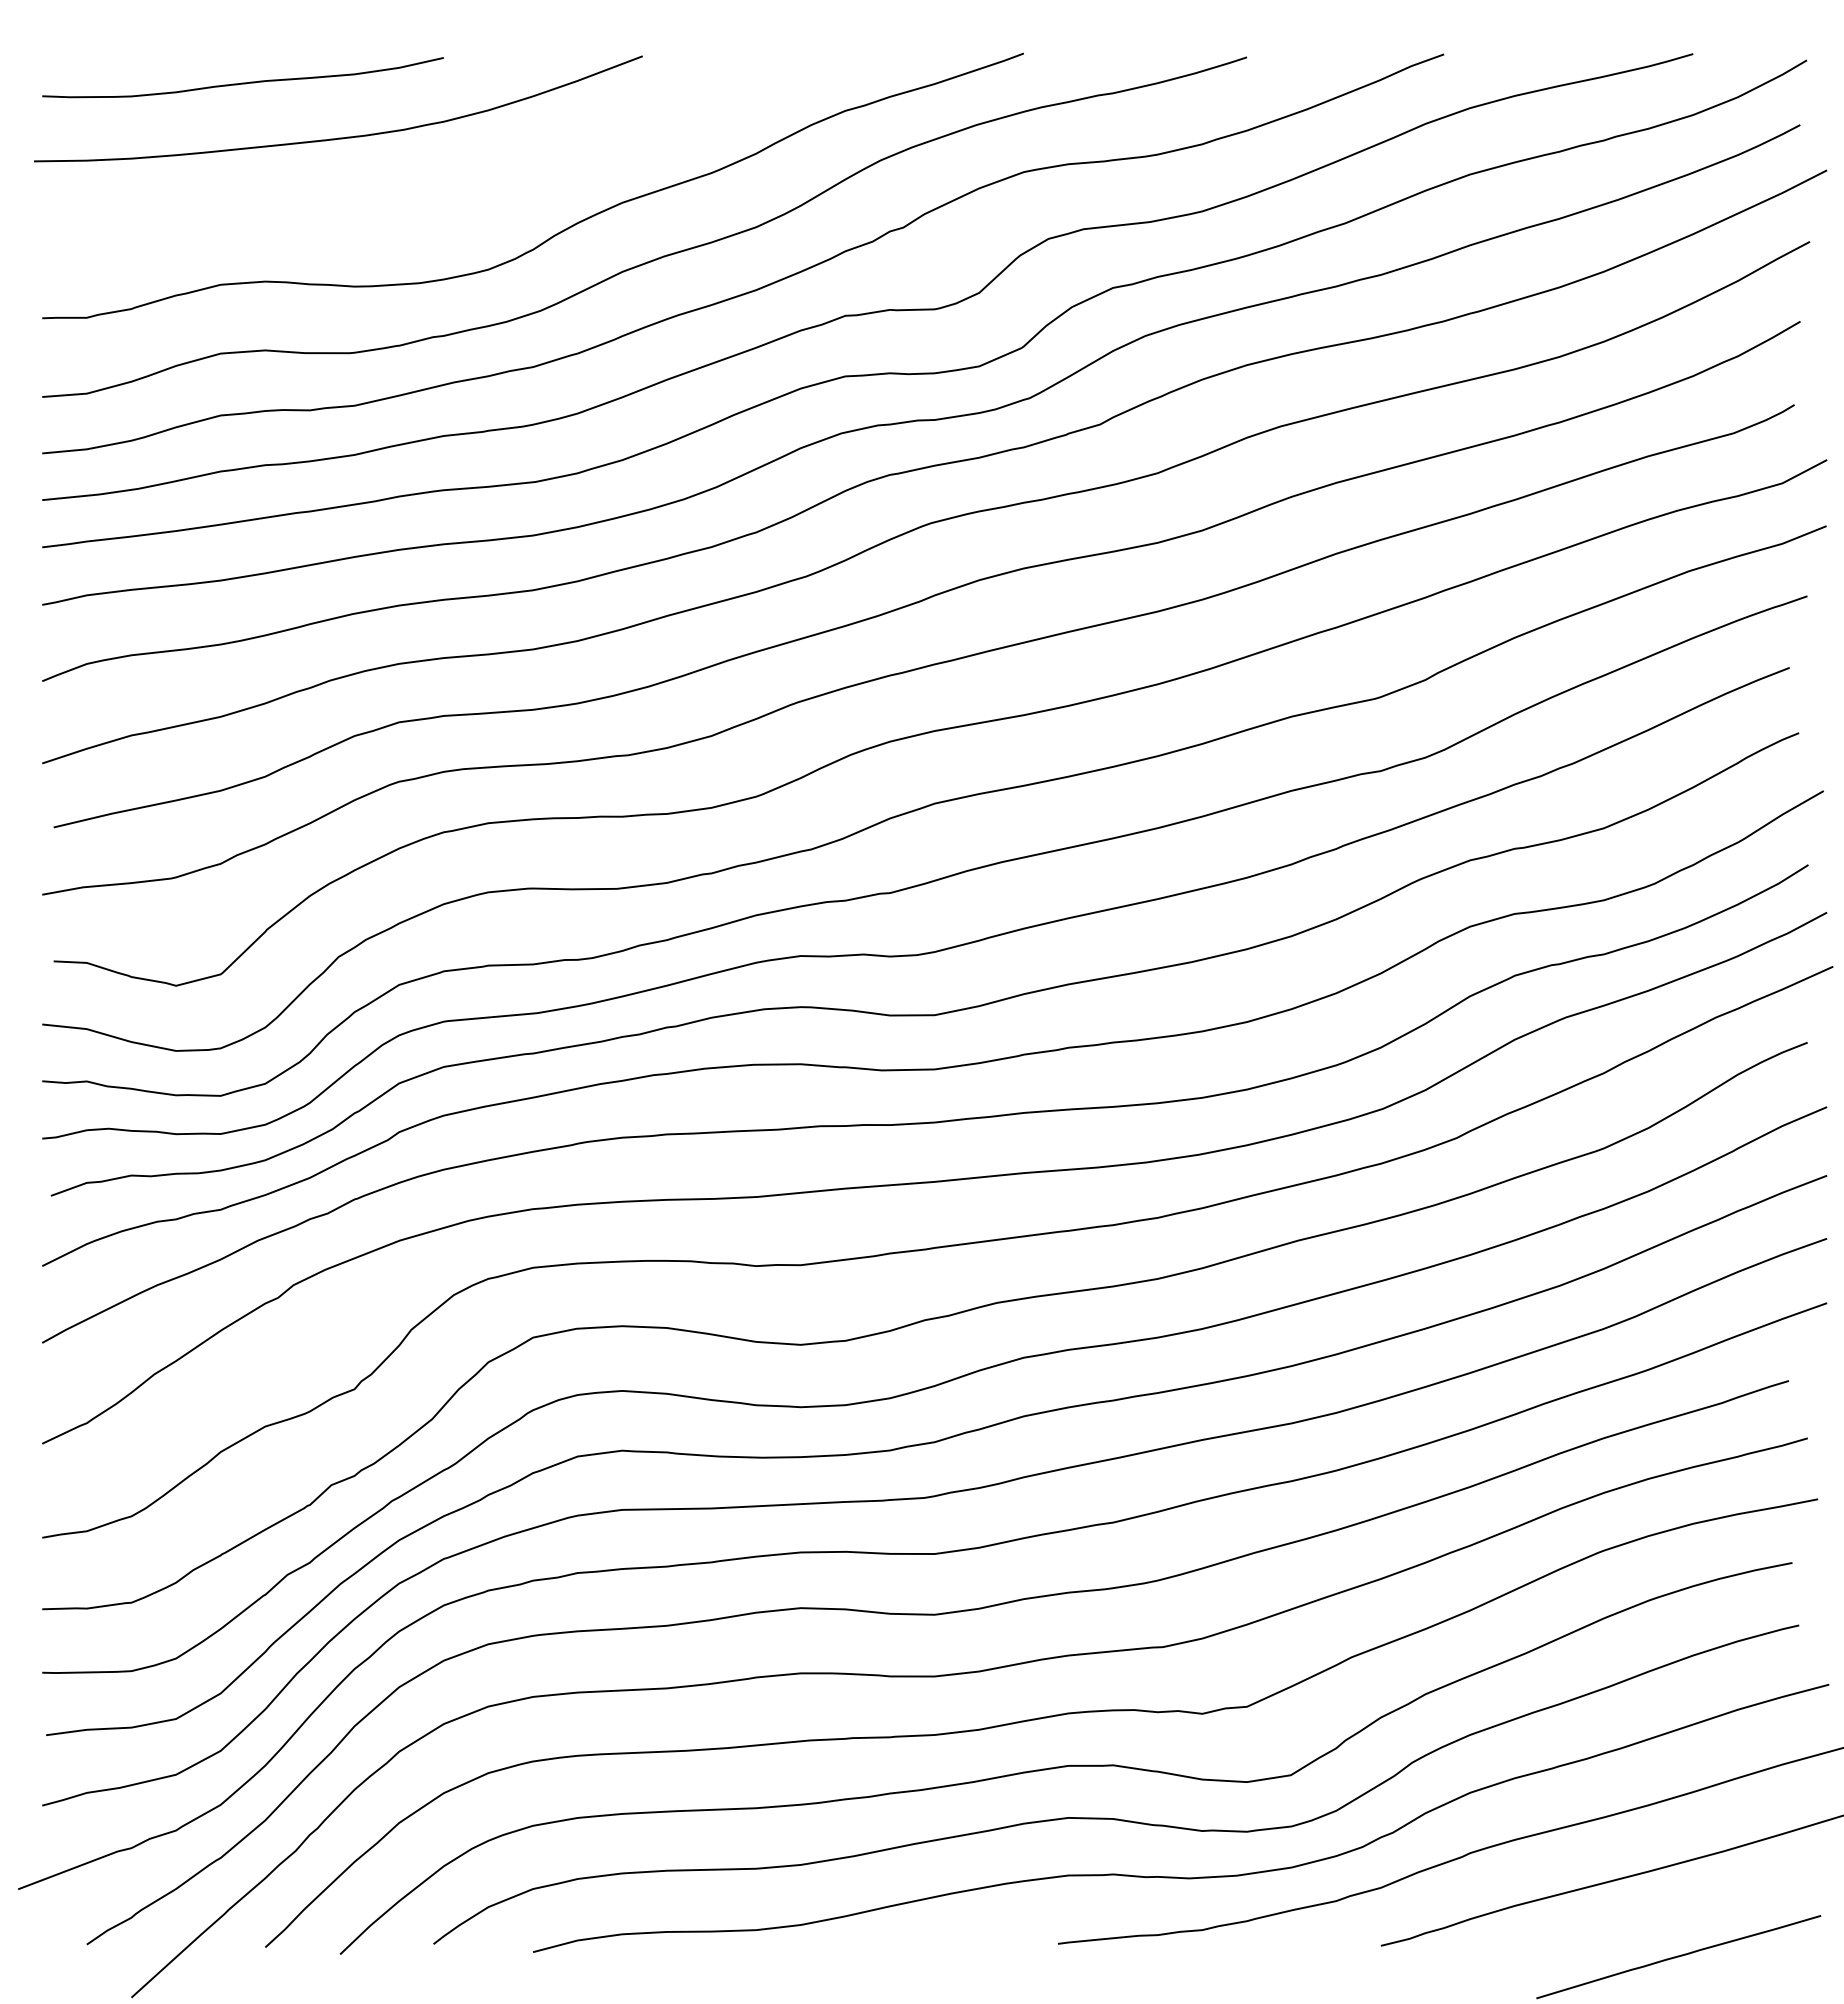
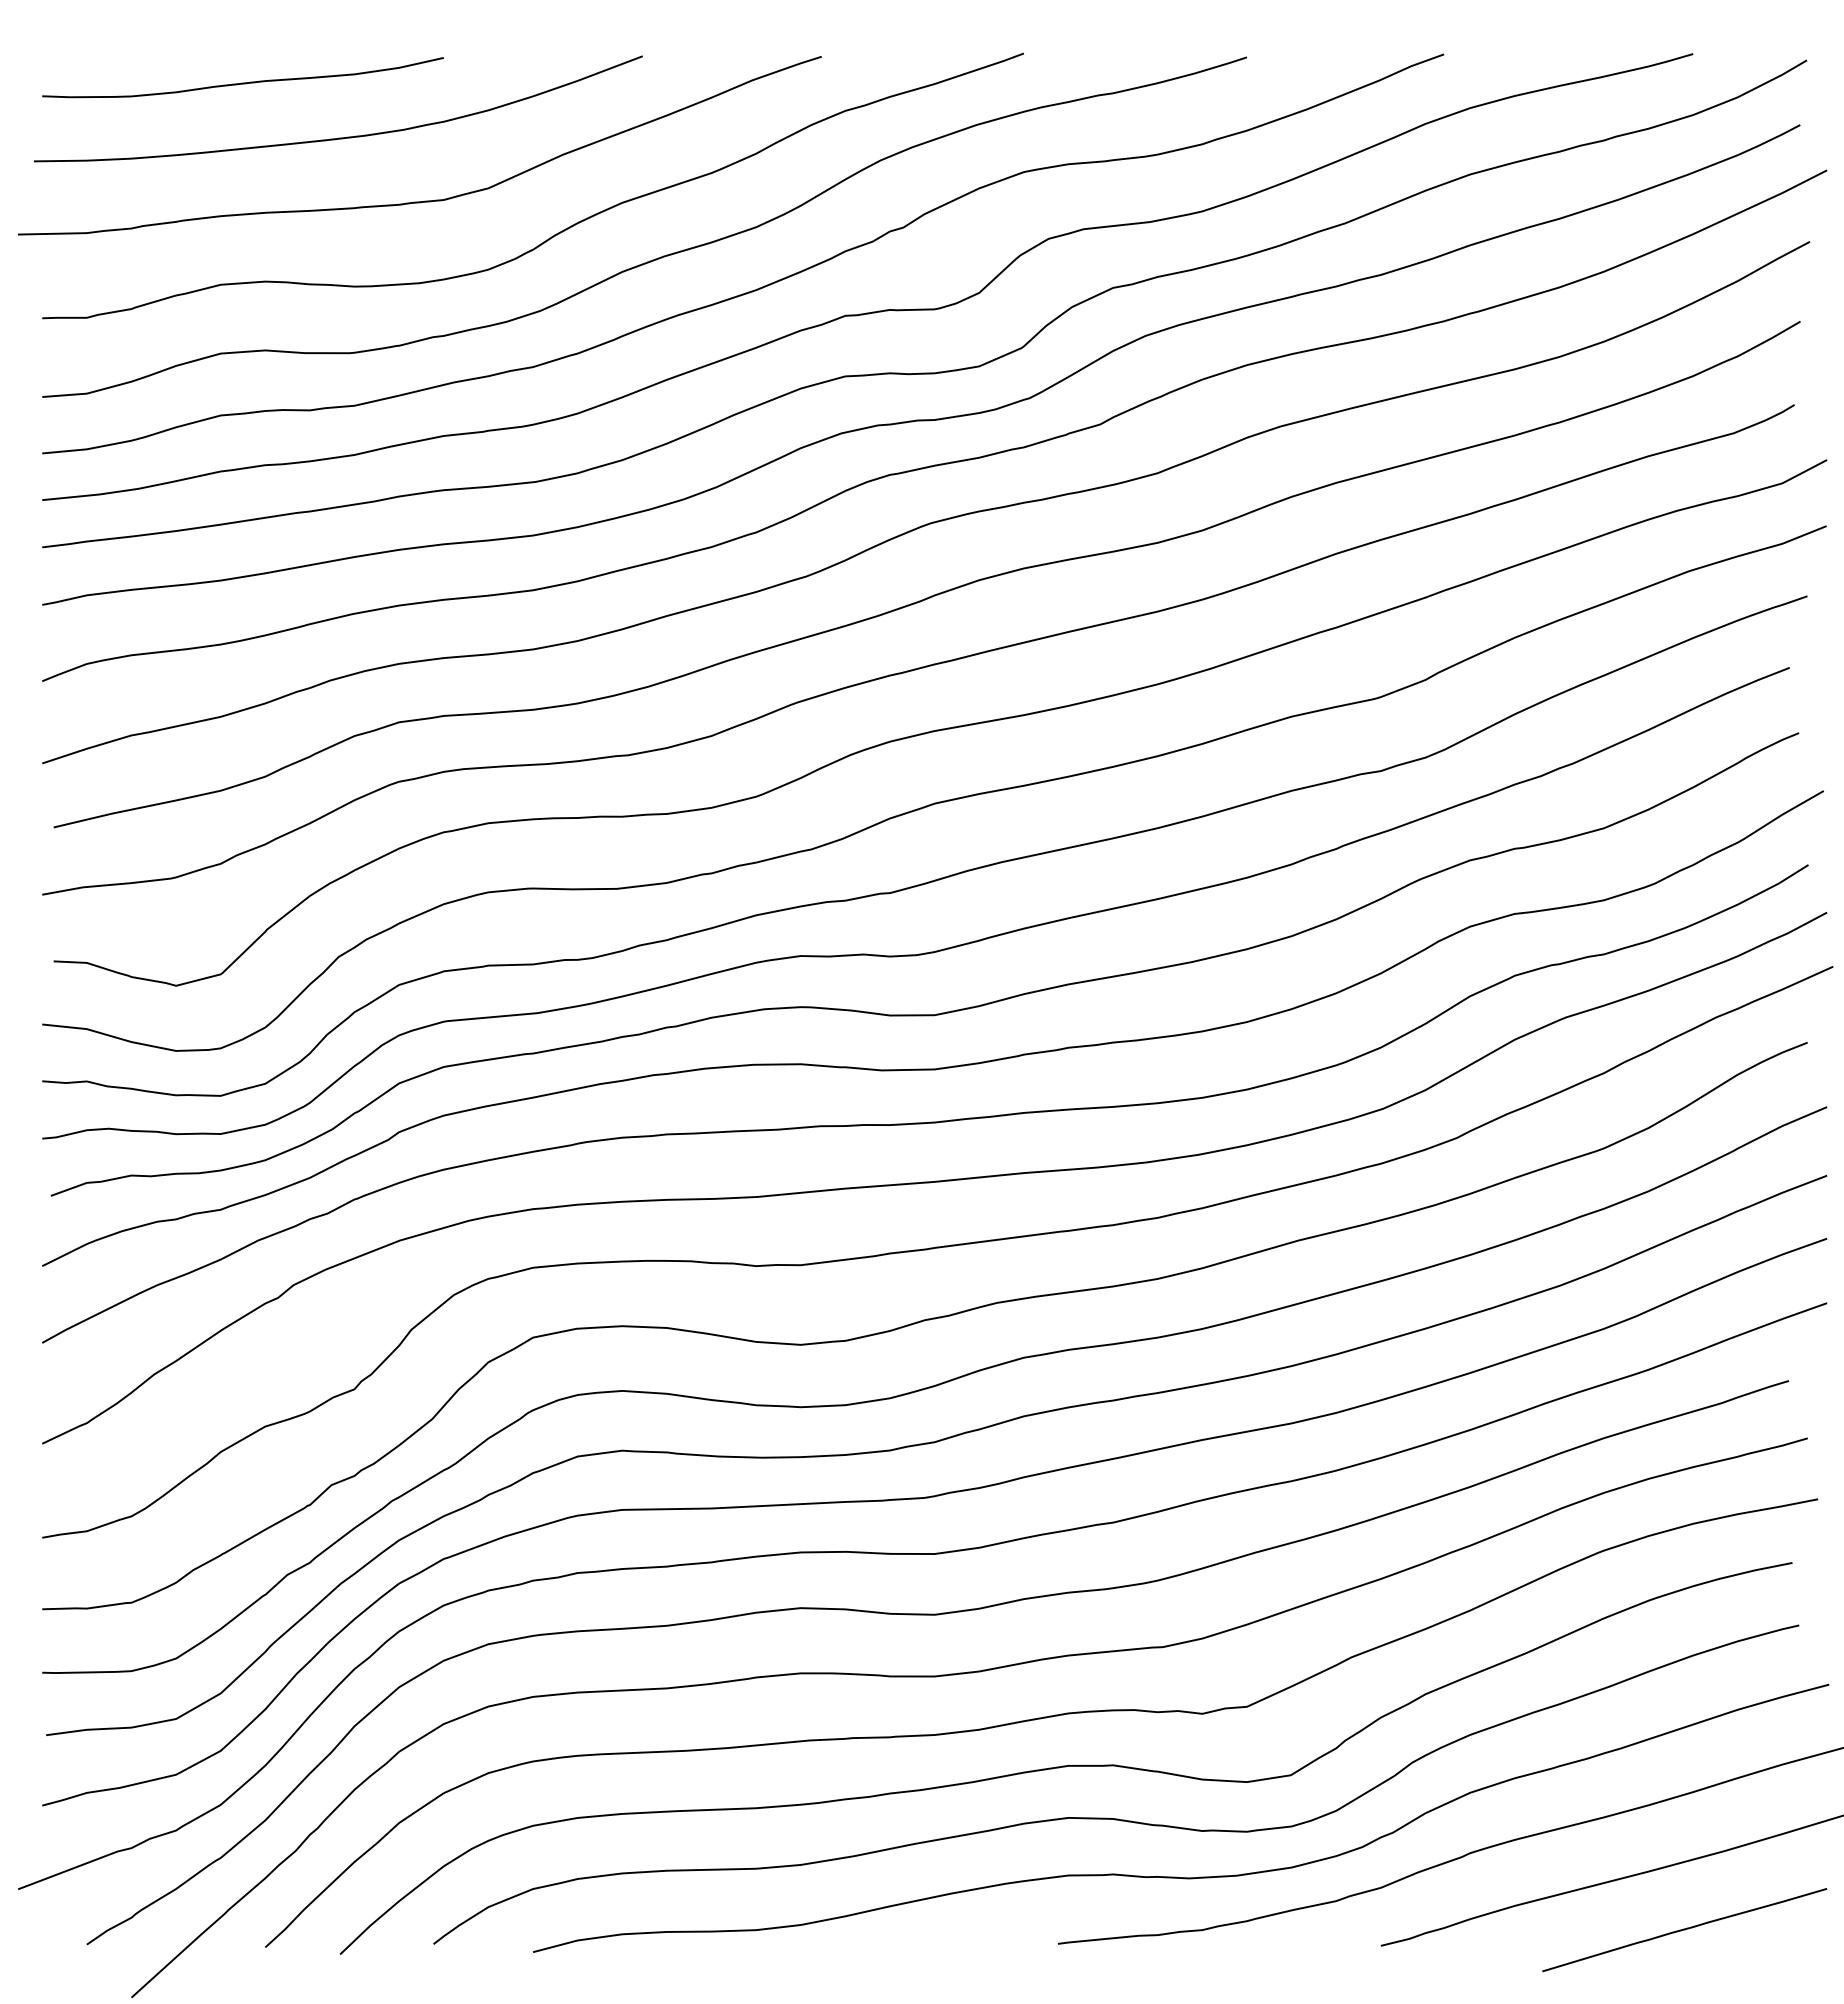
curve: none -> present (424, 200)
curve position: (1678, 1957) -> (1684, 1930) (1684, 1930)
